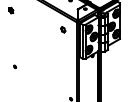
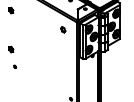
part: none -> present (11, 49)
